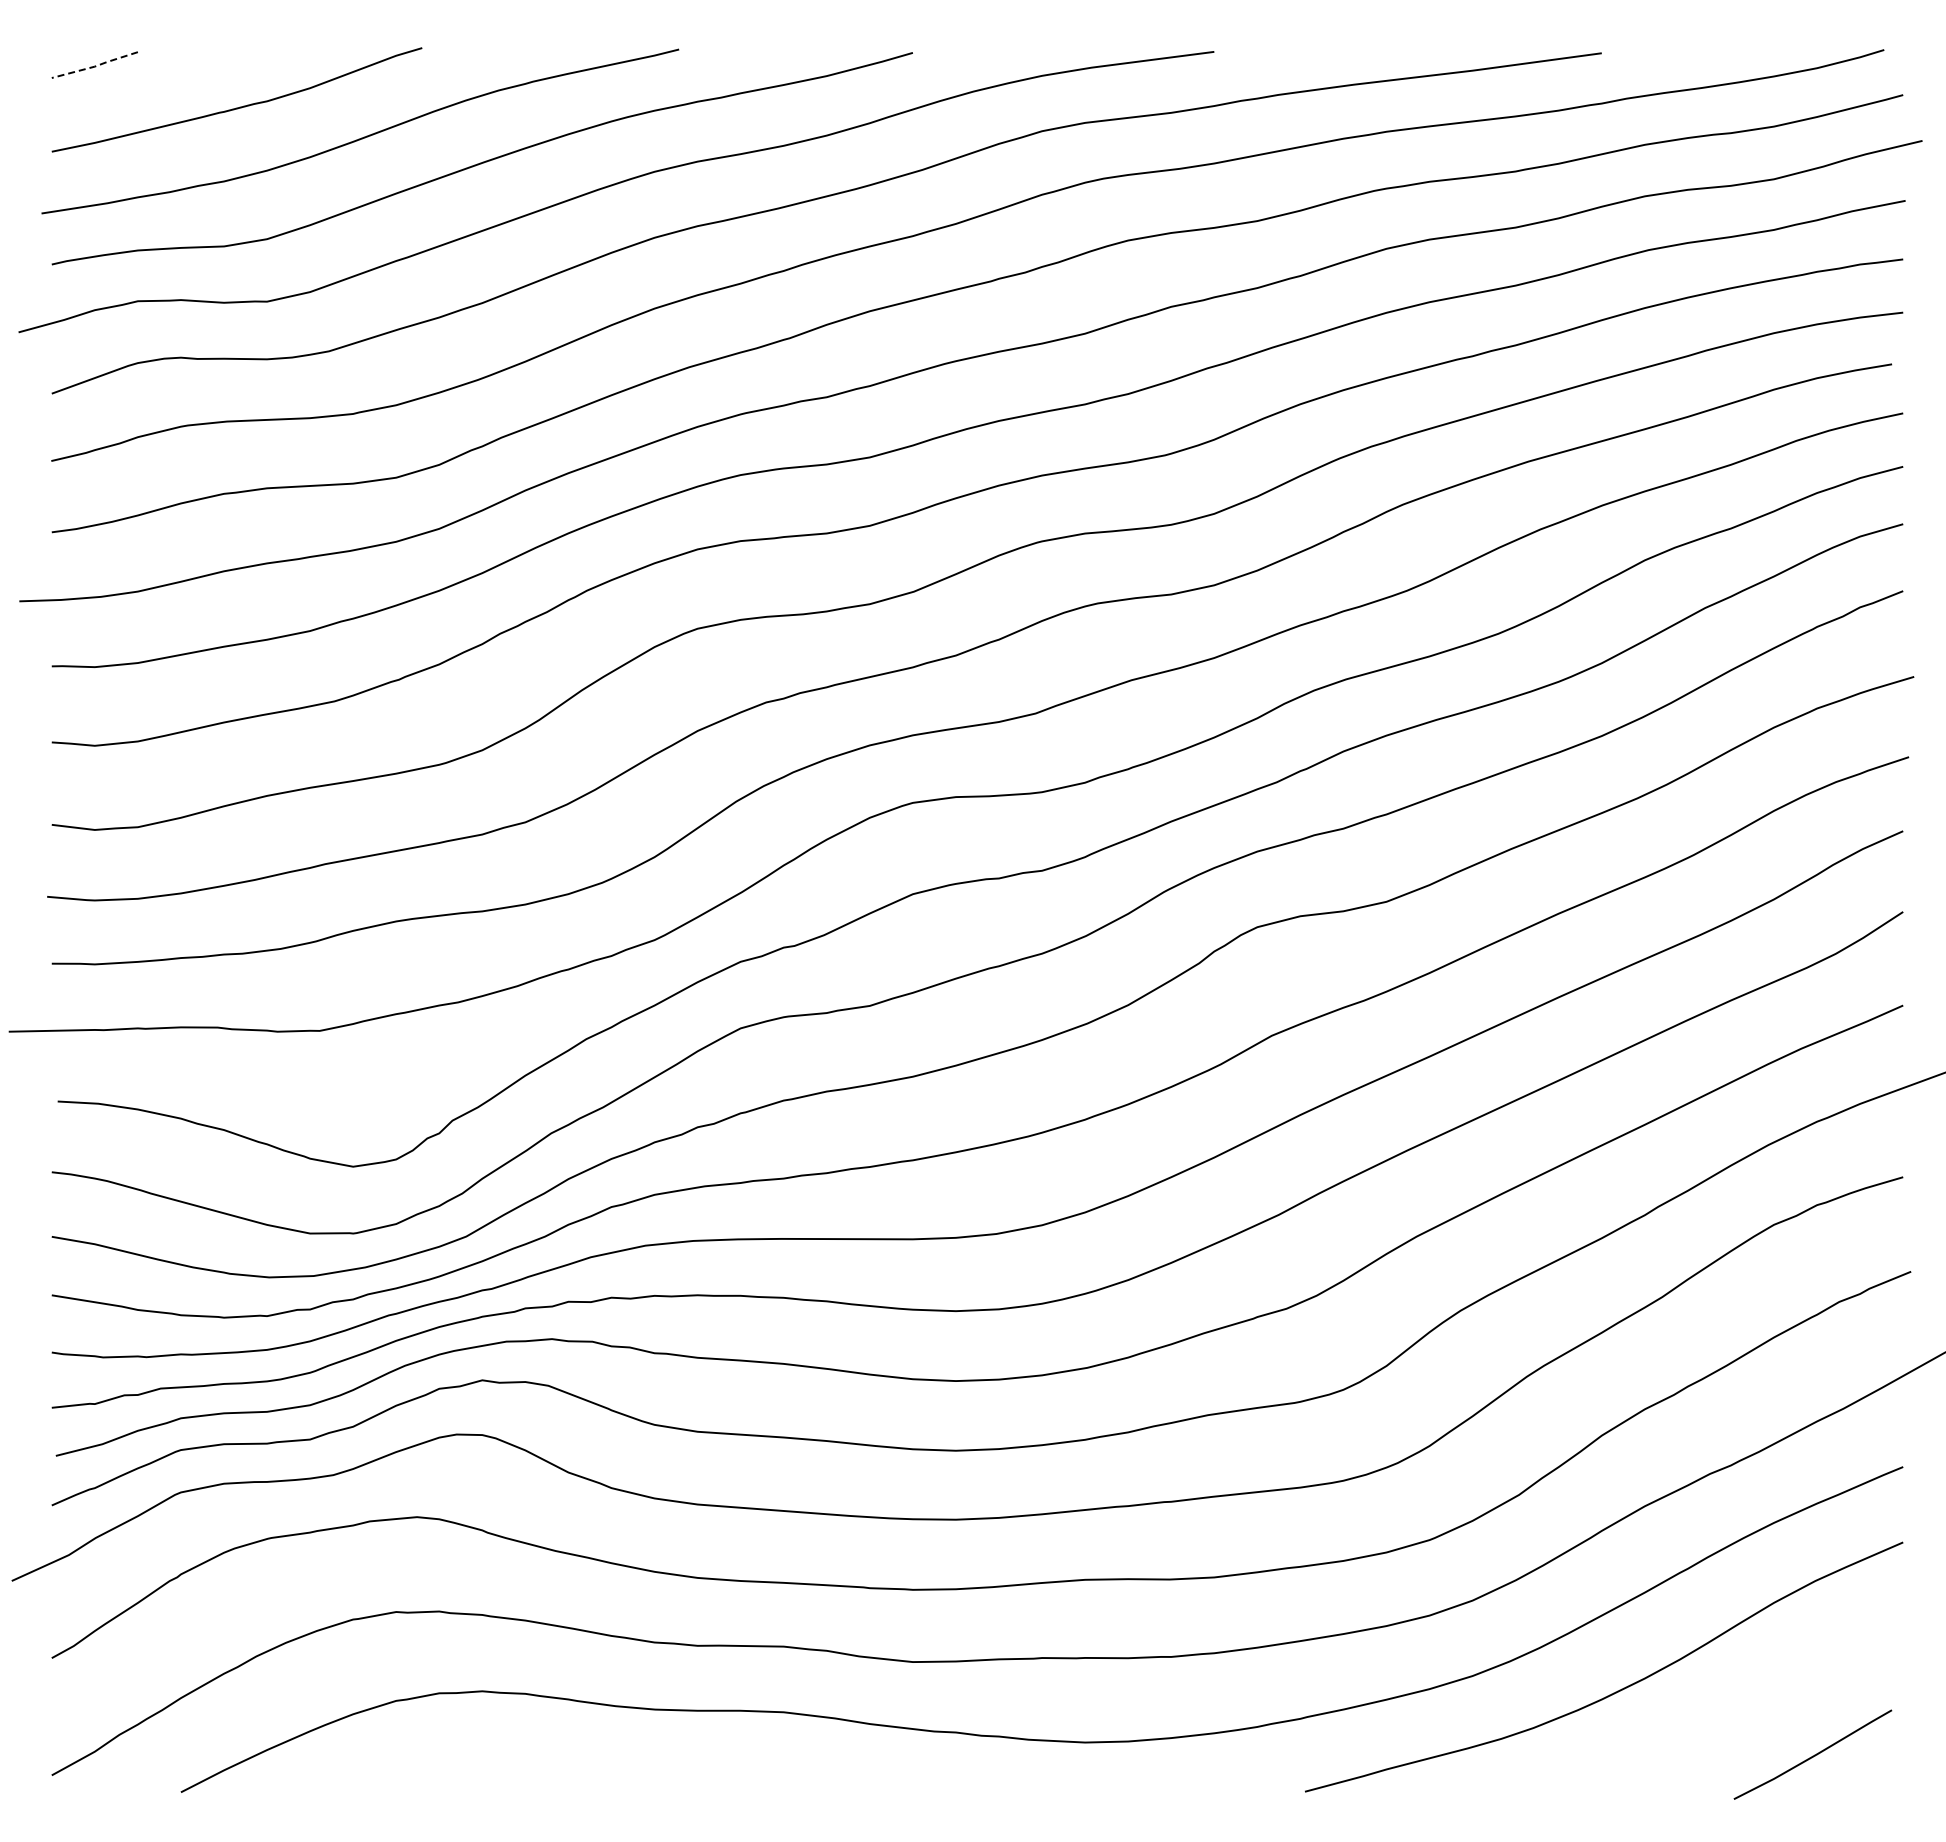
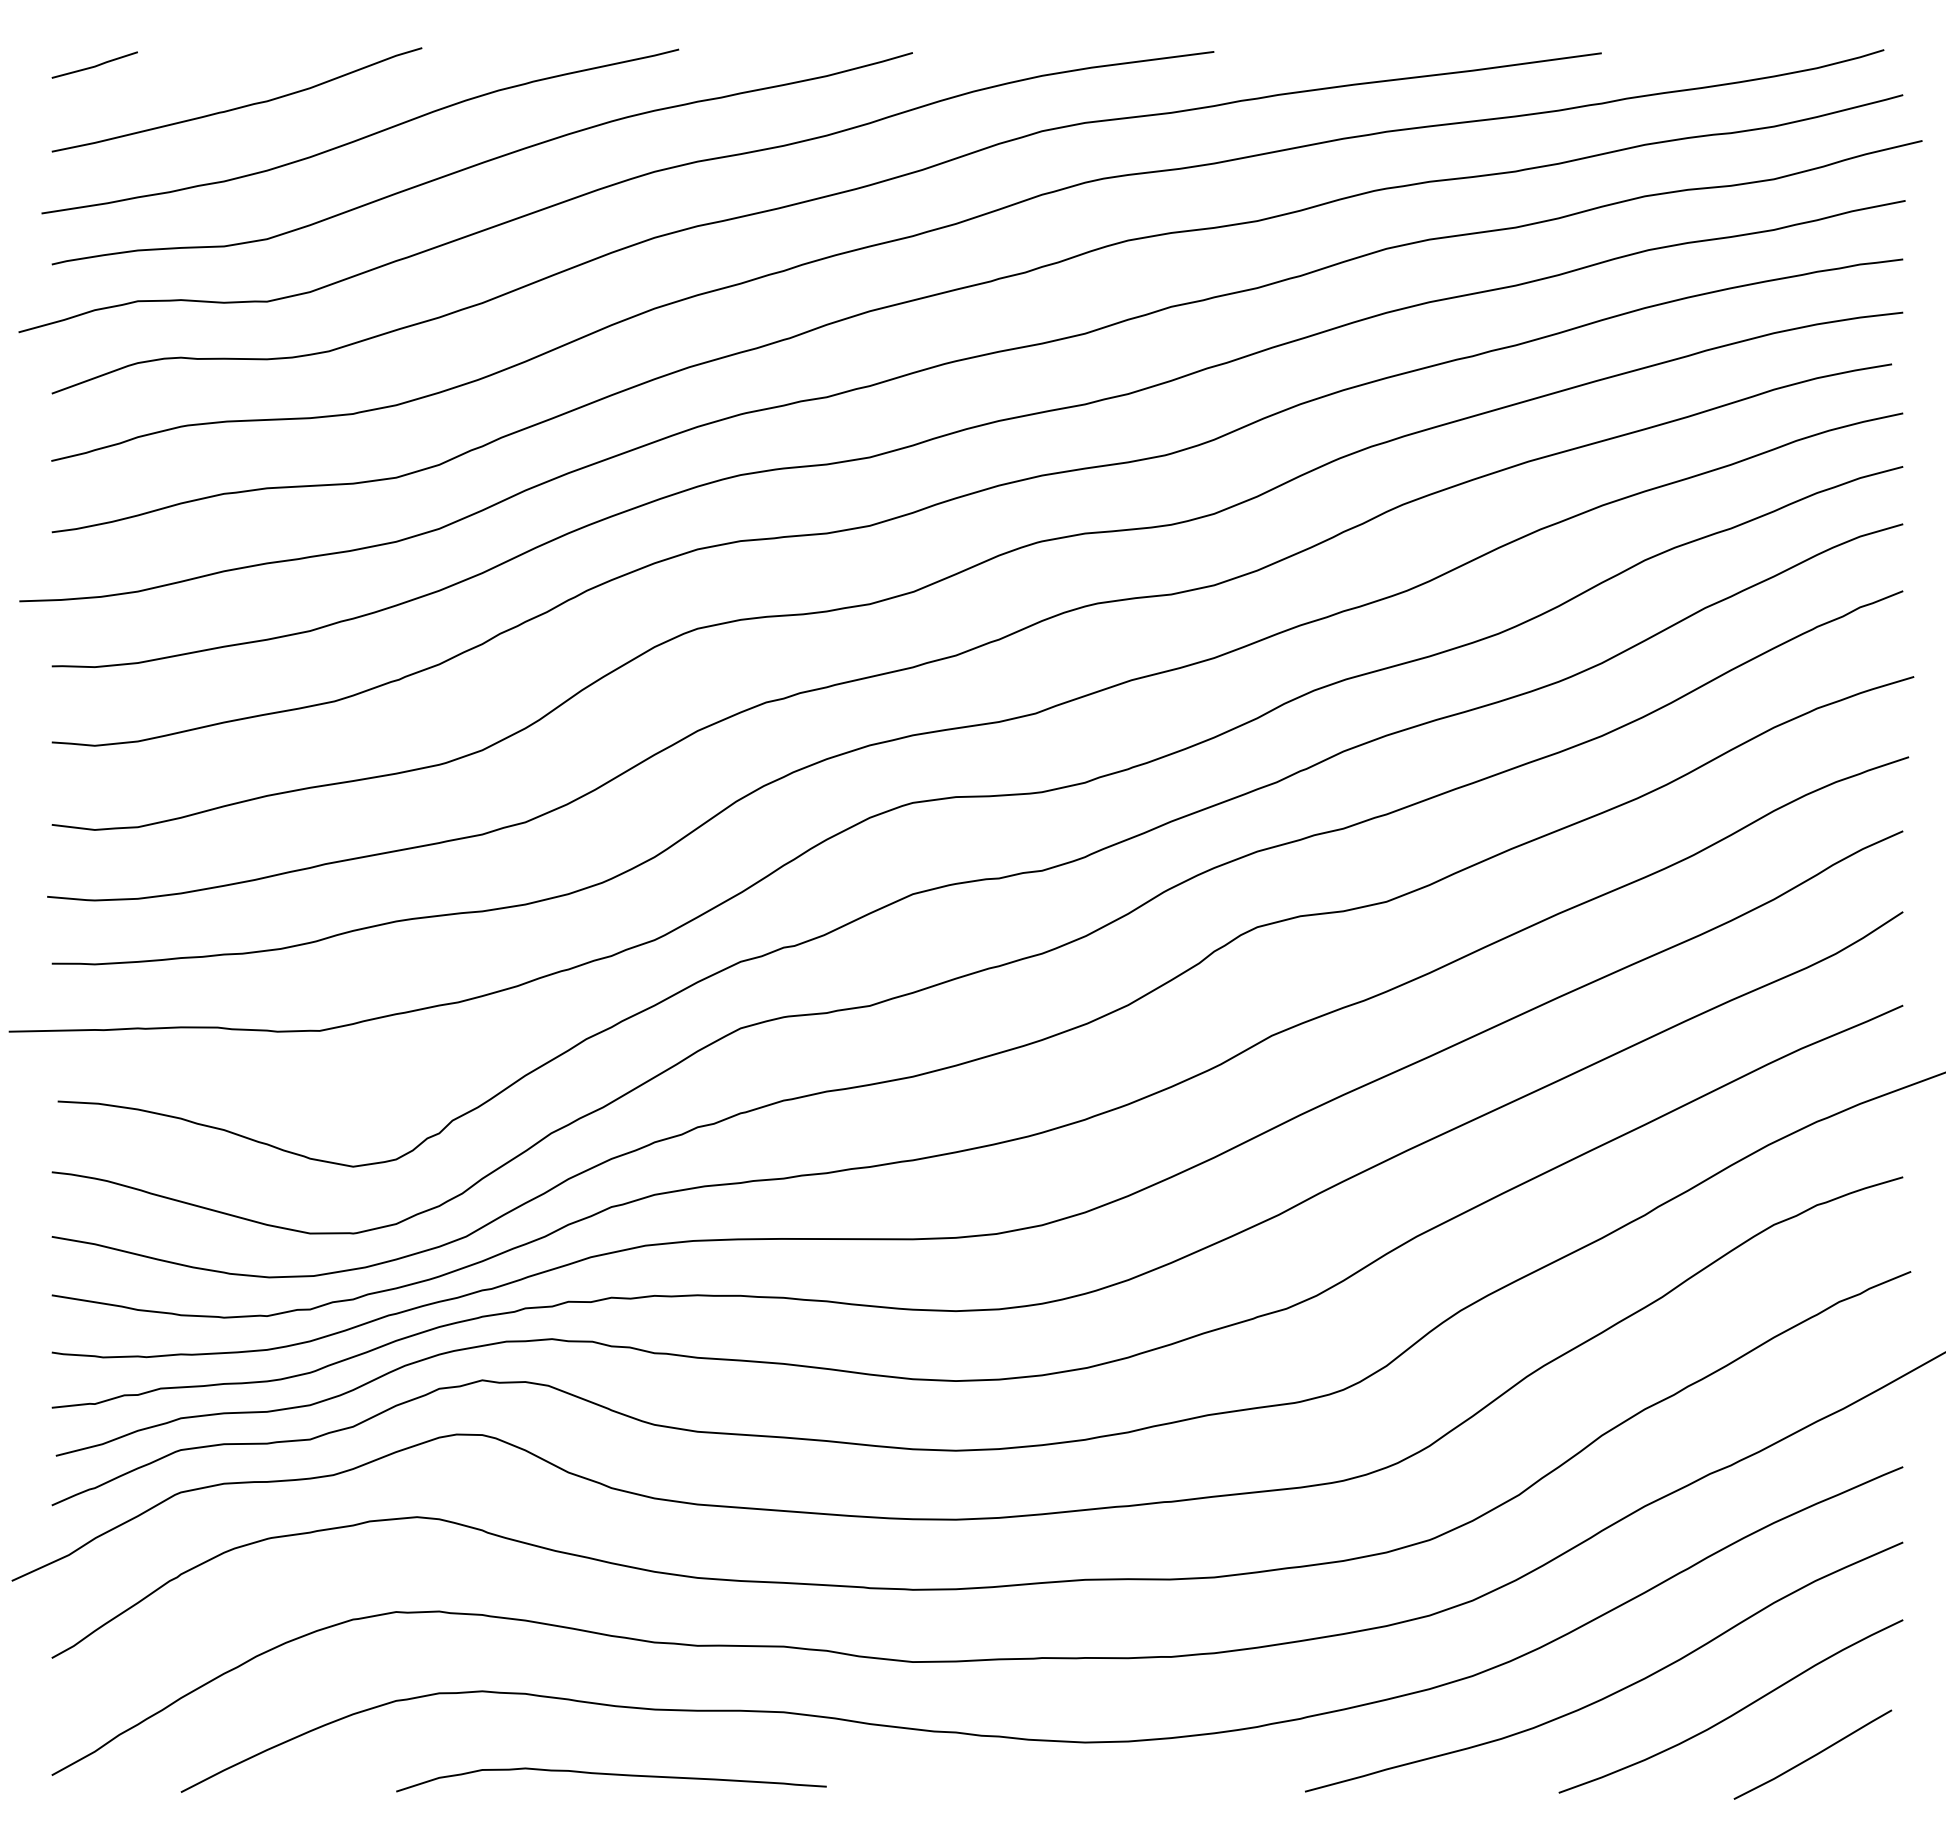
line: dashed -> solid (94, 66)
curve: none -> present (1733, 1713)
curve: none -> present (611, 1775)
